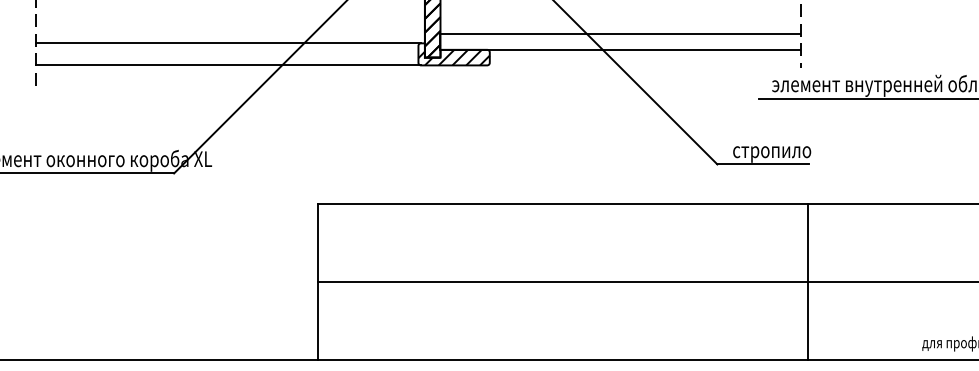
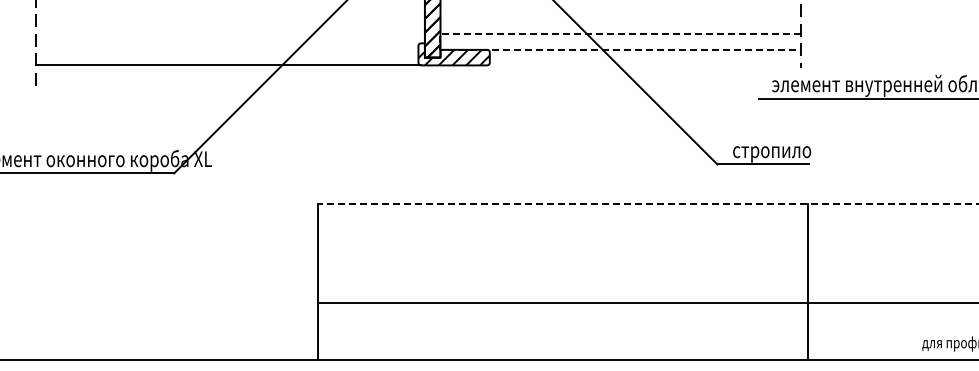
line: solid -> dashed (440, 42)
line: present -> none (228, 43)
line: solid -> dashed (648, 204)
line position: (646, 282) -> (646, 303) (646, 303)
